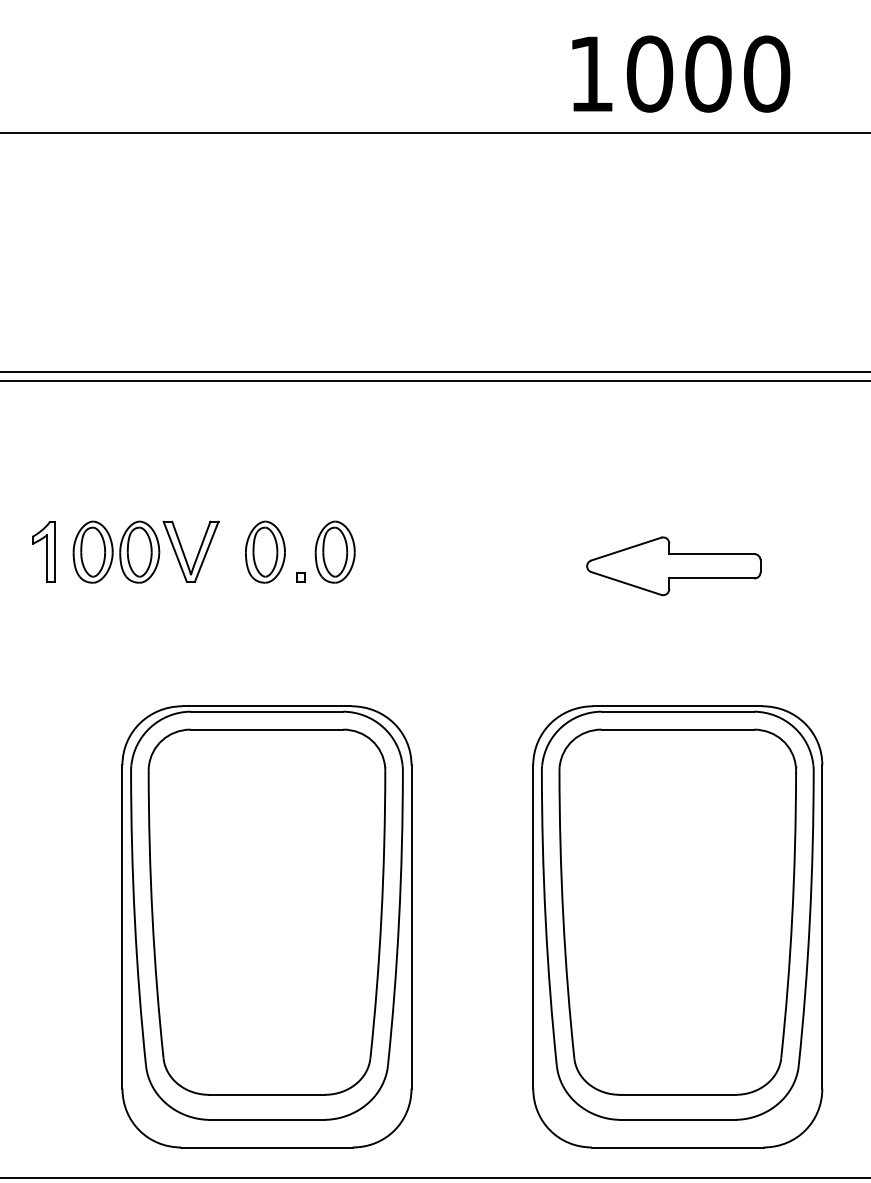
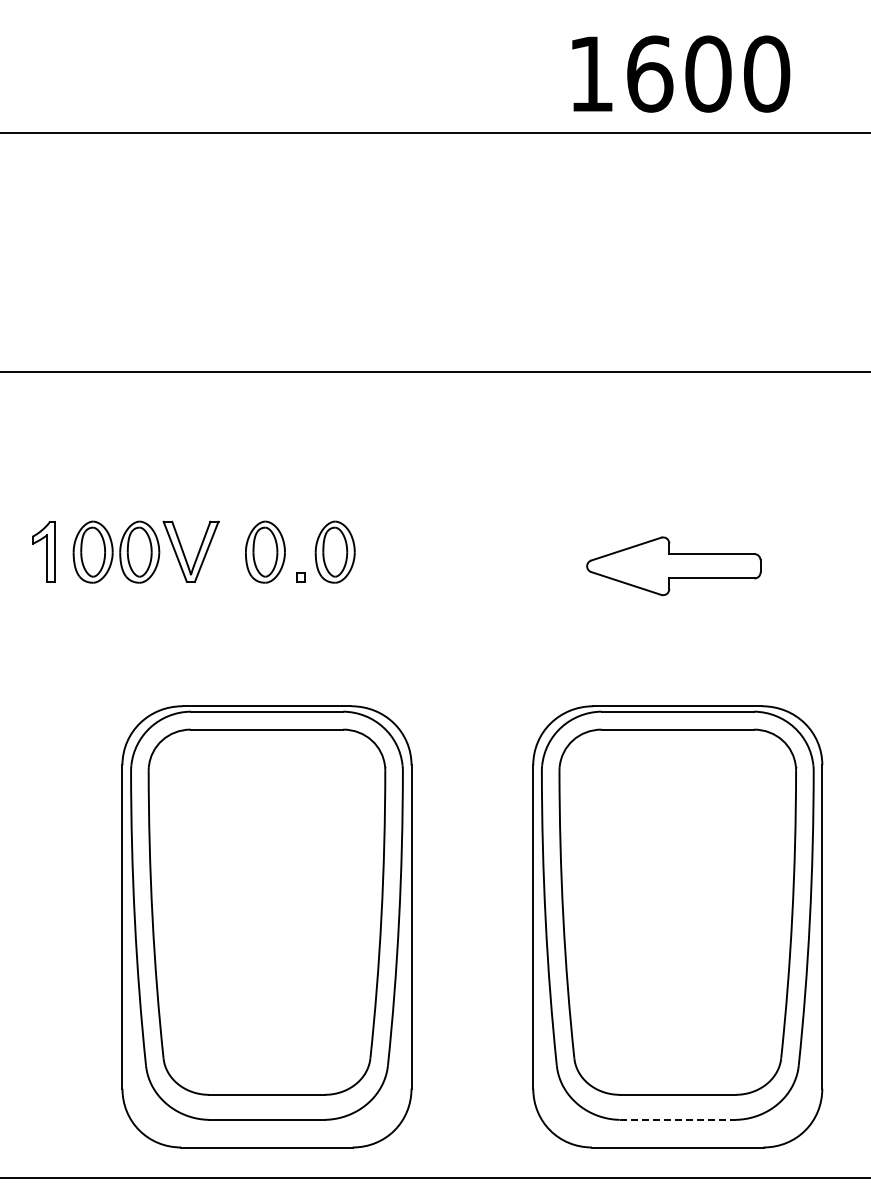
text: 1000 -> 1600 (649, 73)
line: present -> none (434, 380)
line: solid -> dashed (678, 1119)
